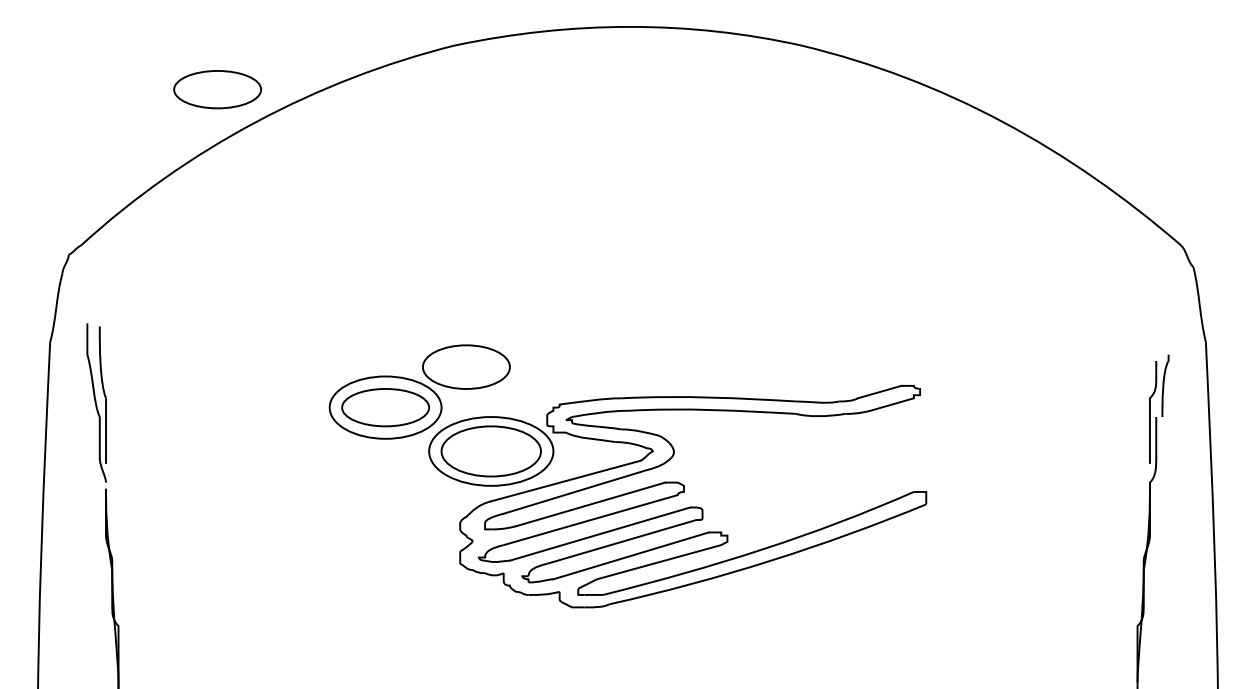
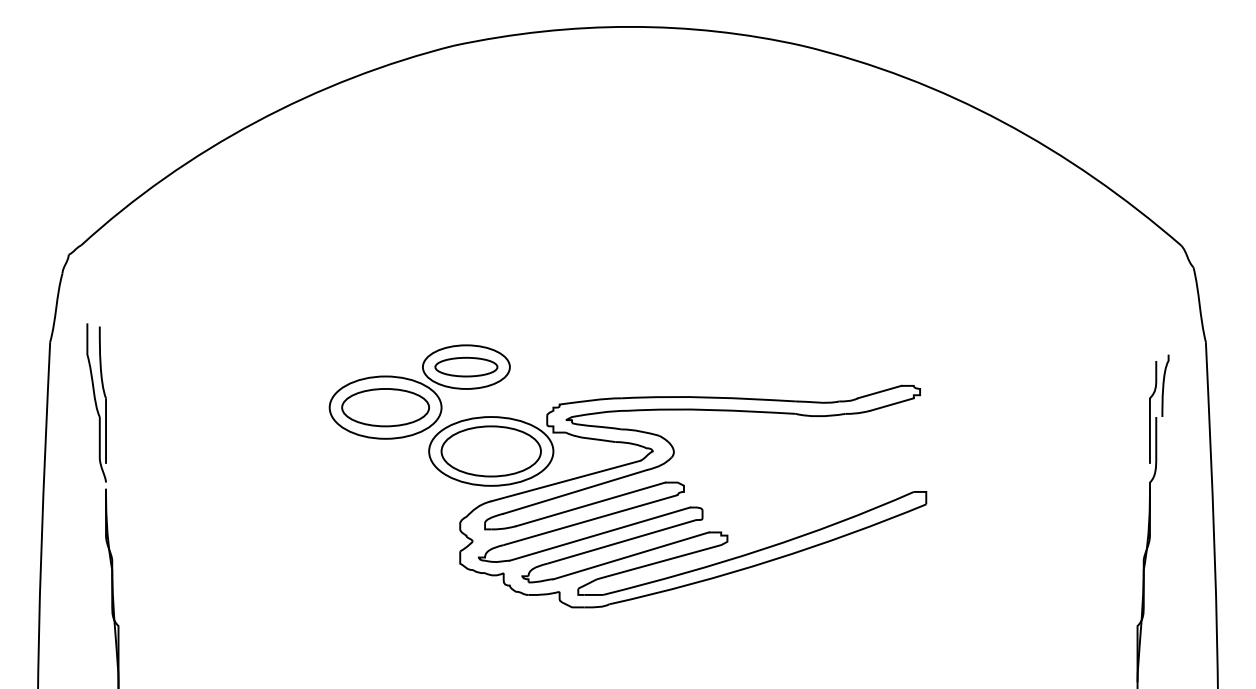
part: present -> none (217, 89)
part: none -> present (466, 366)
